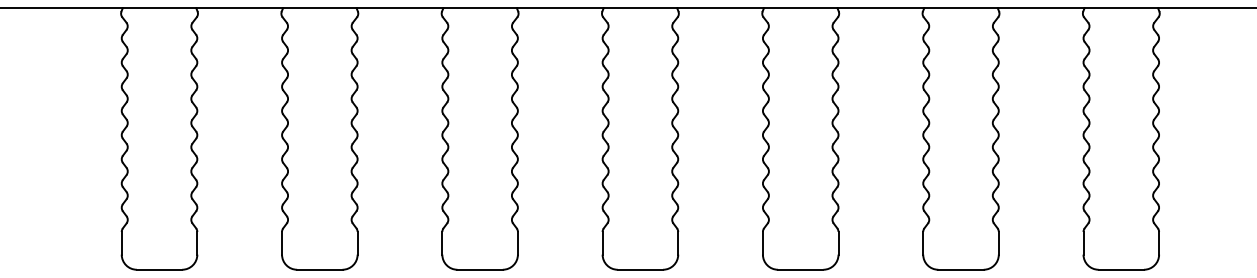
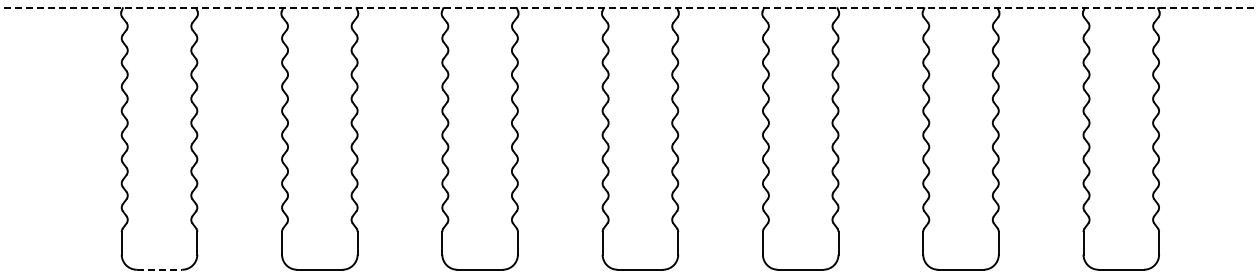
line: solid -> dashed (628, 8)
line: solid -> dashed (159, 269)
